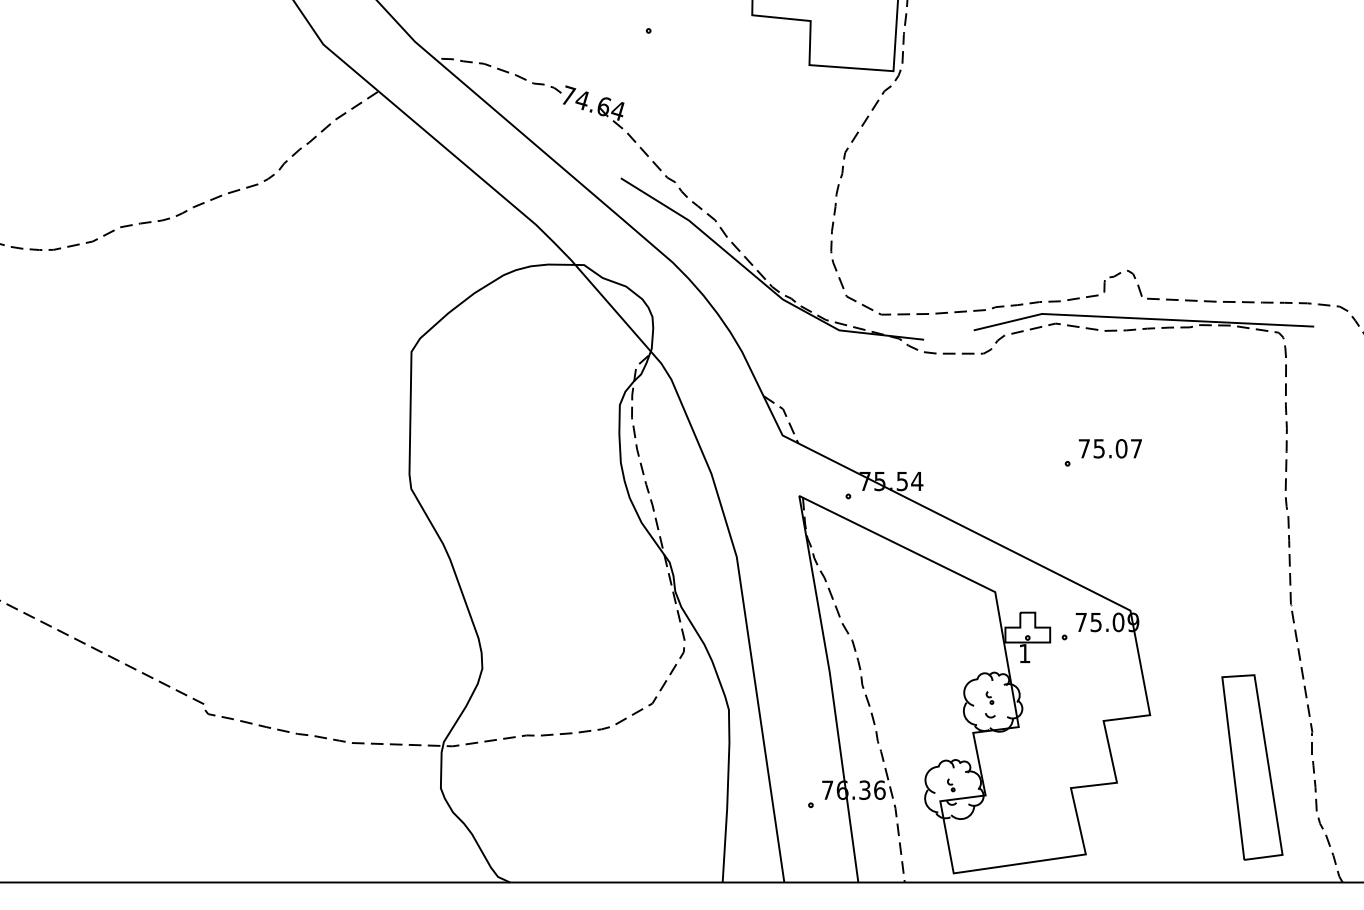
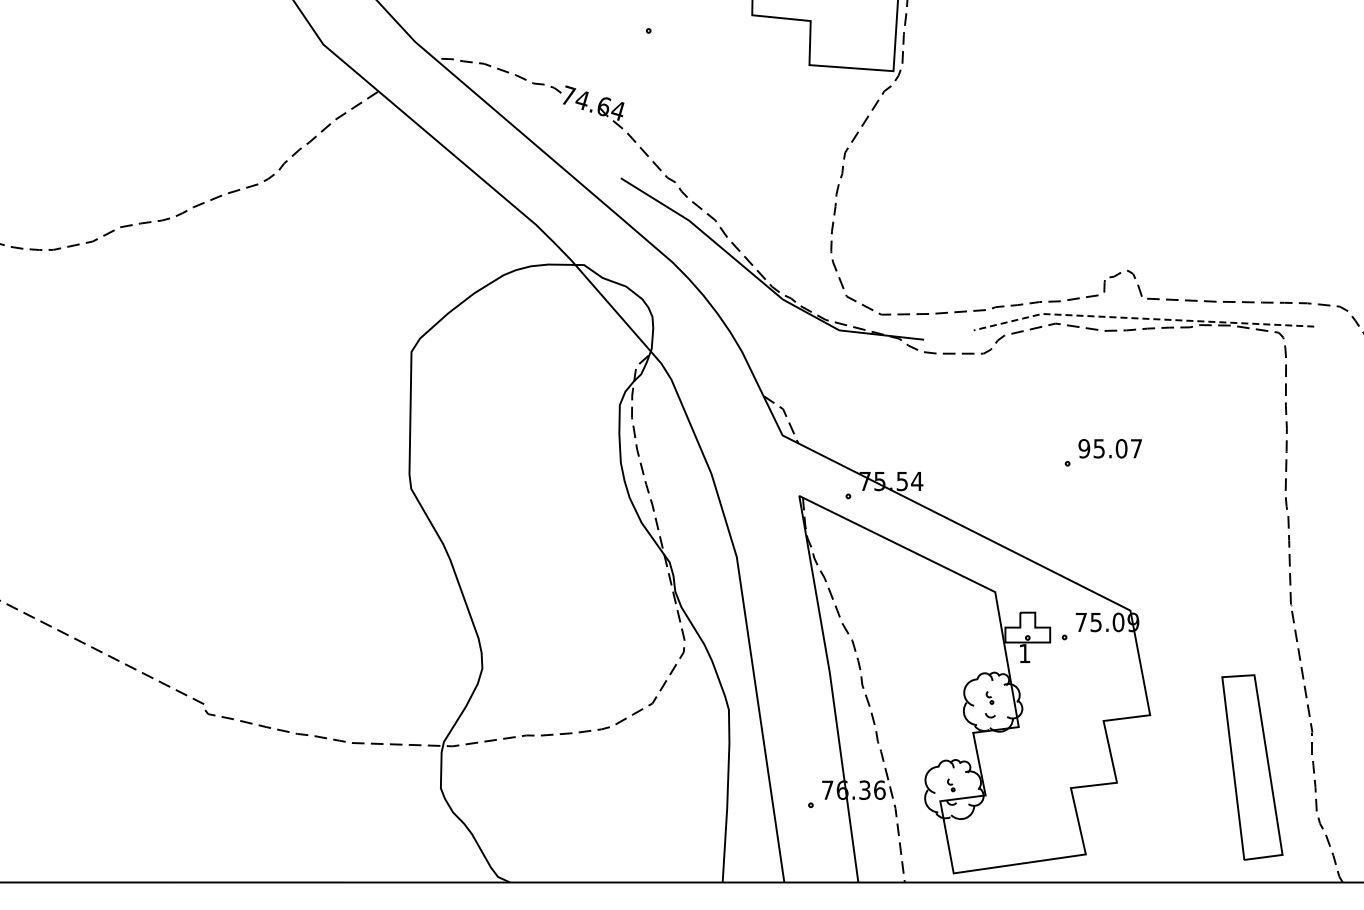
line: solid -> dashed (1141, 318)
text: 75.07 -> 95.07 (1084, 448)
